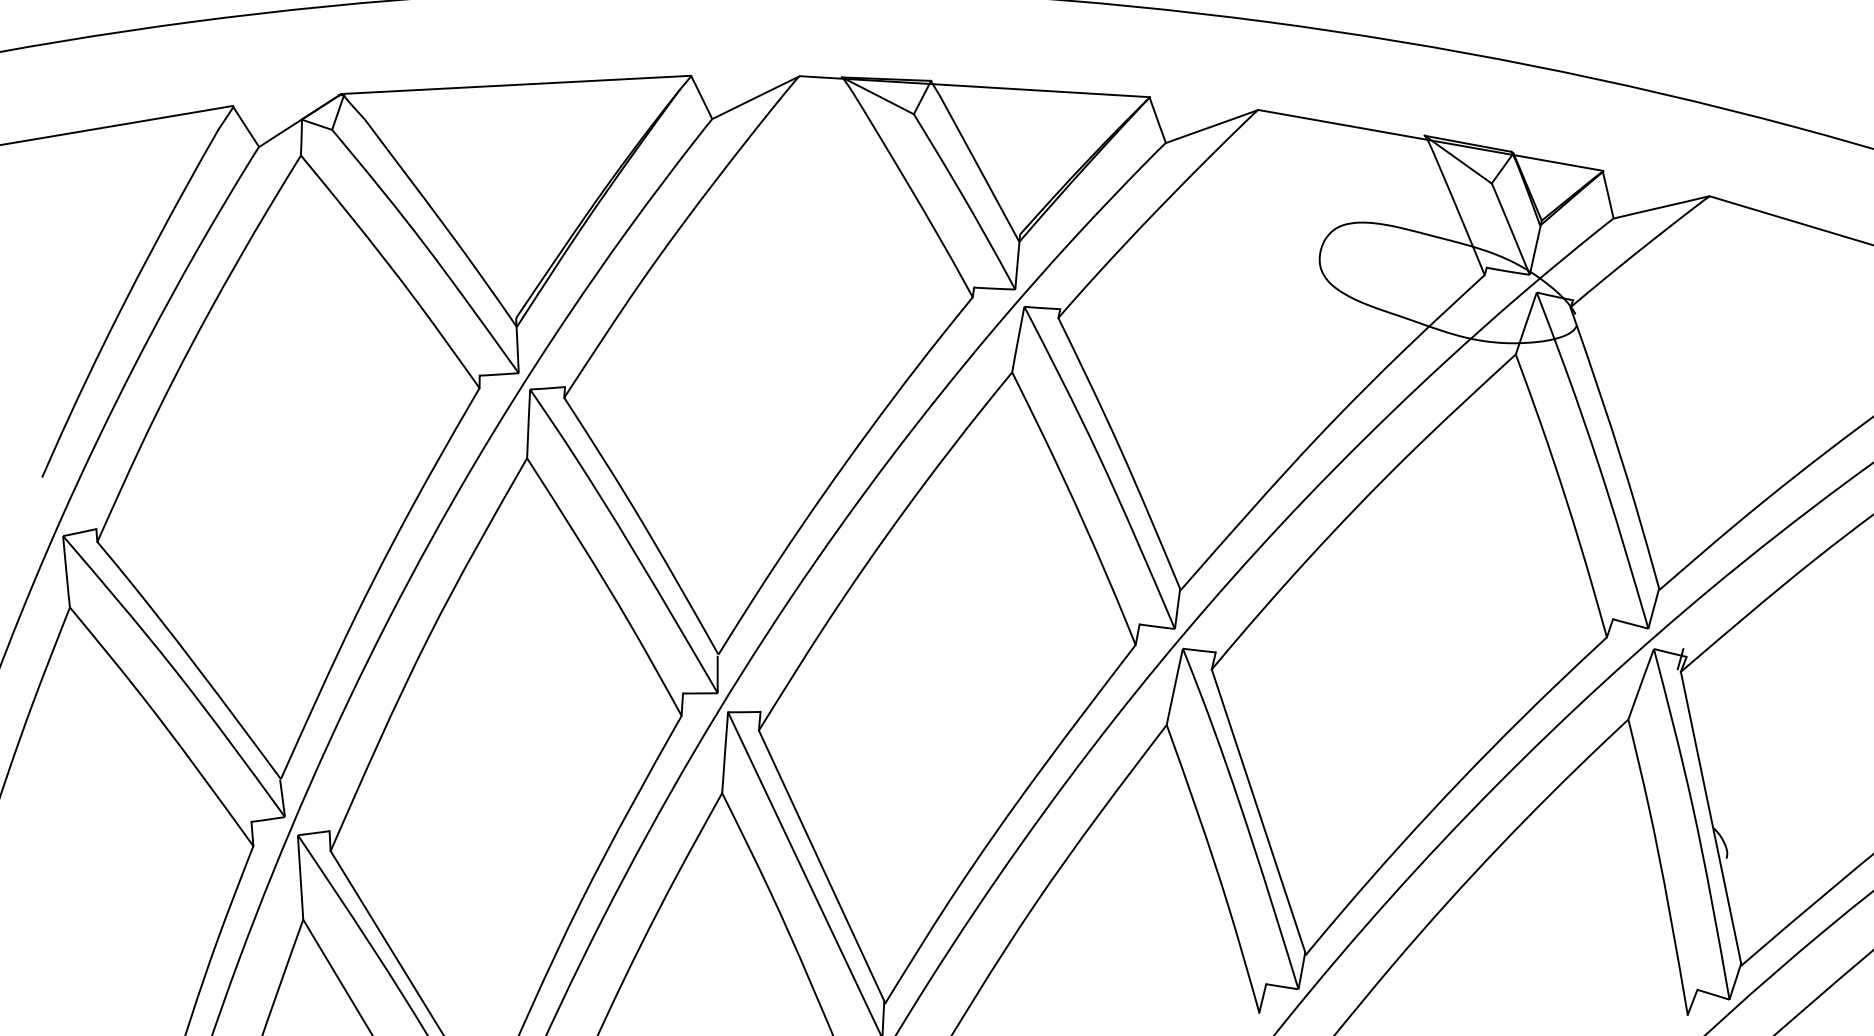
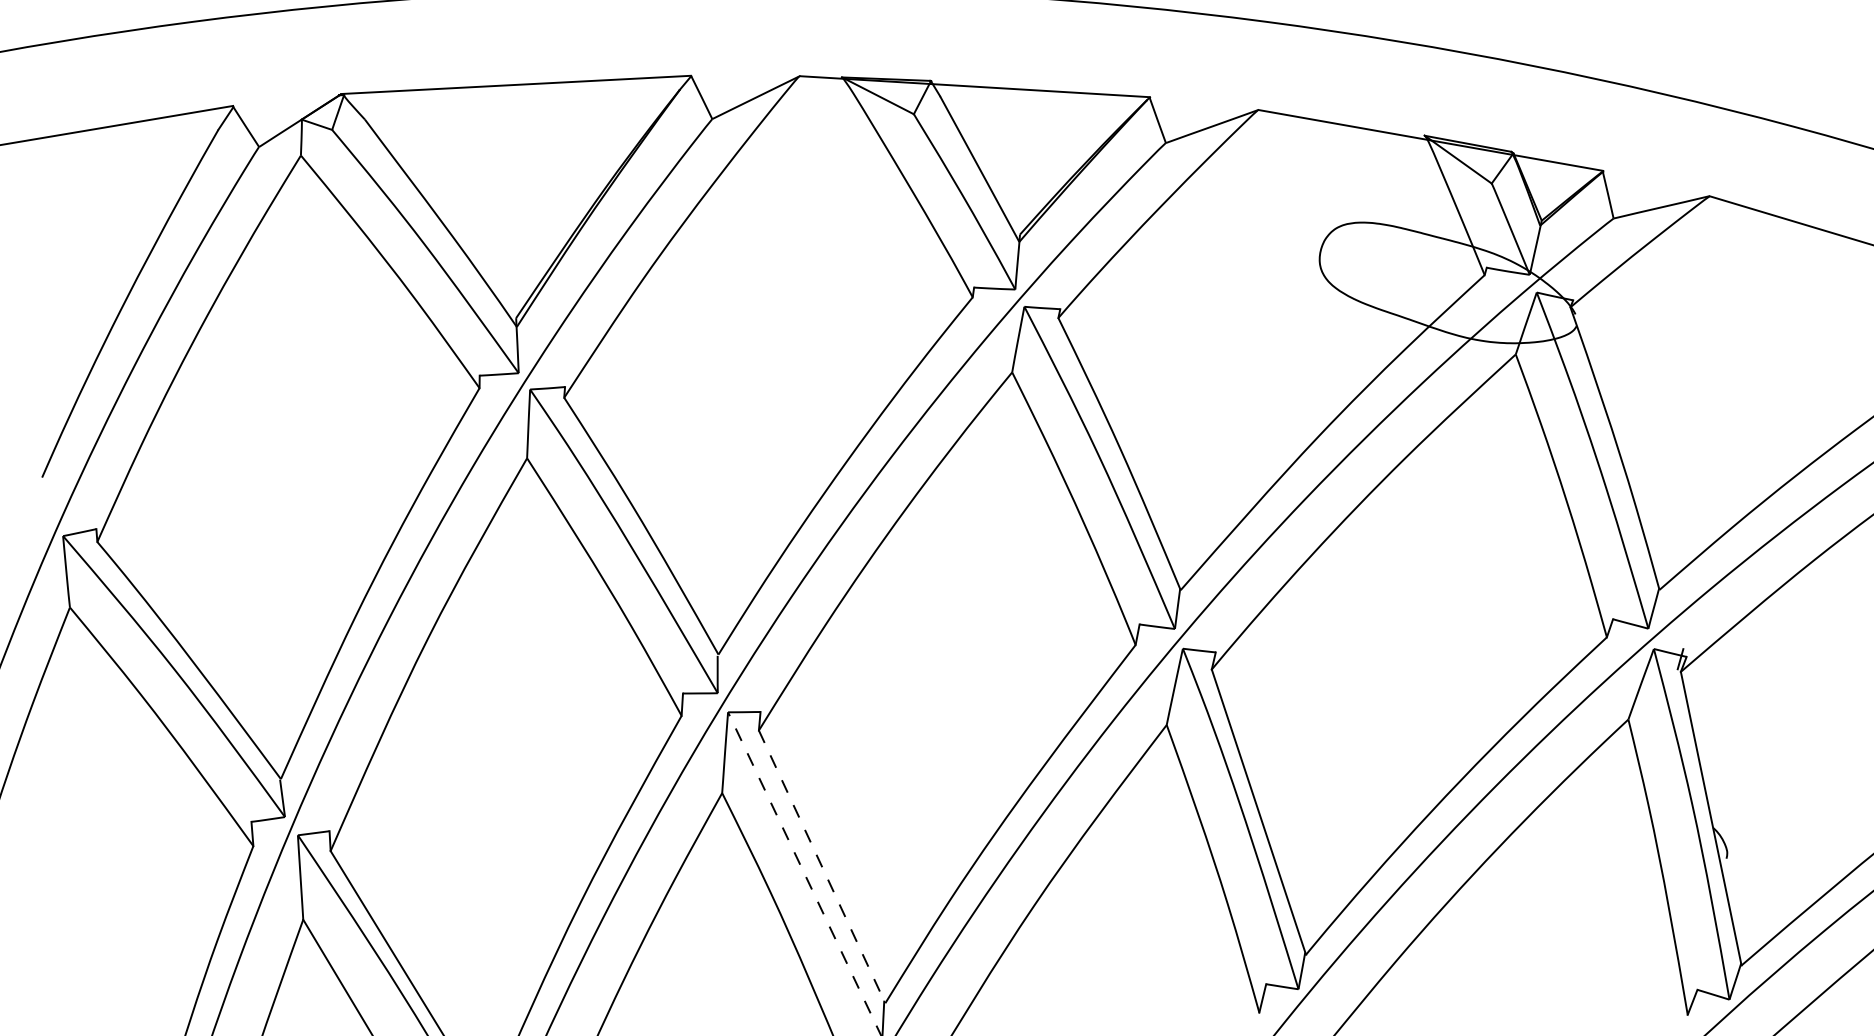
line: solid -> dashed (822, 867)
line: solid -> dashed (804, 873)
